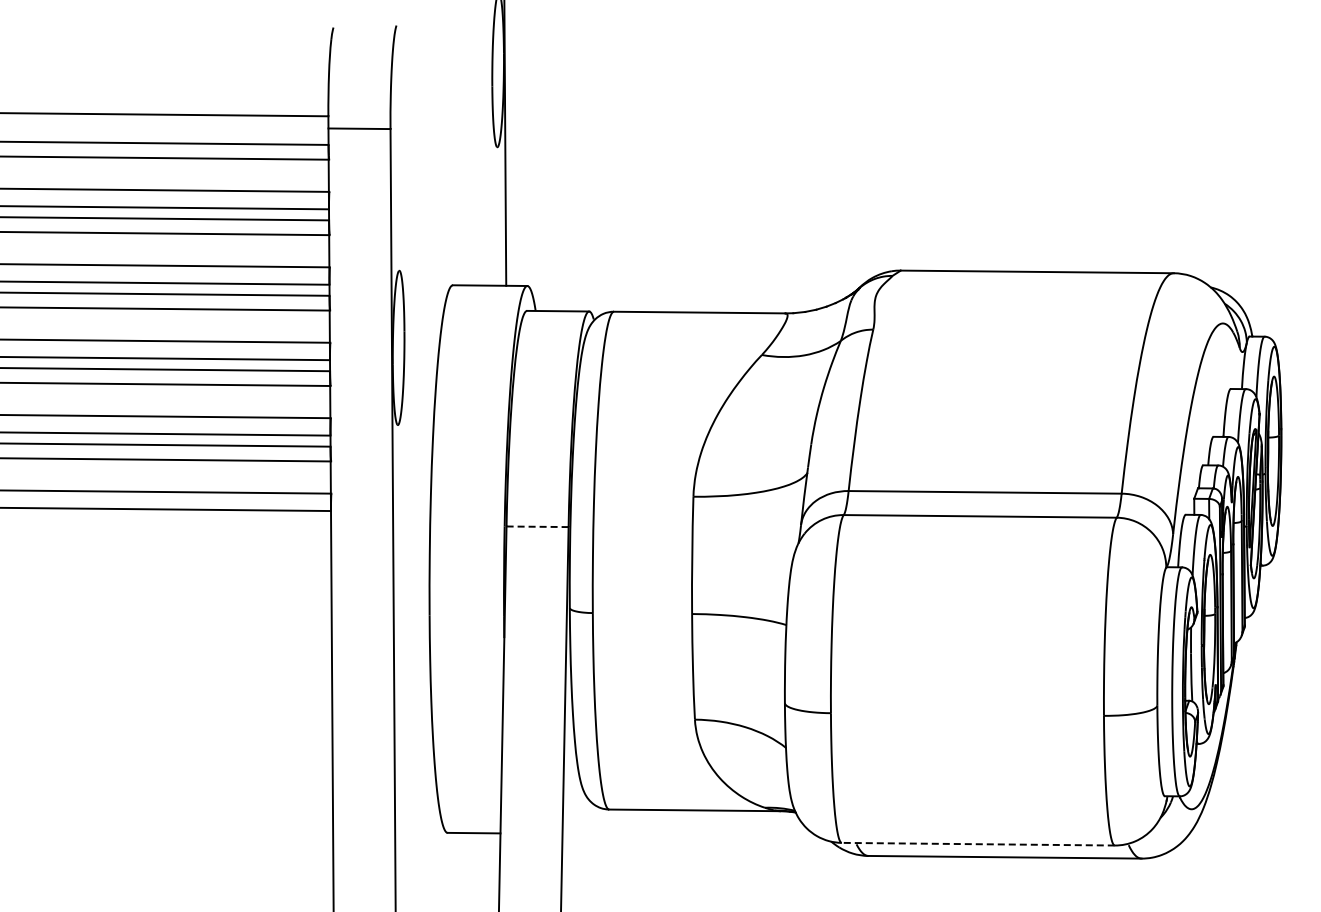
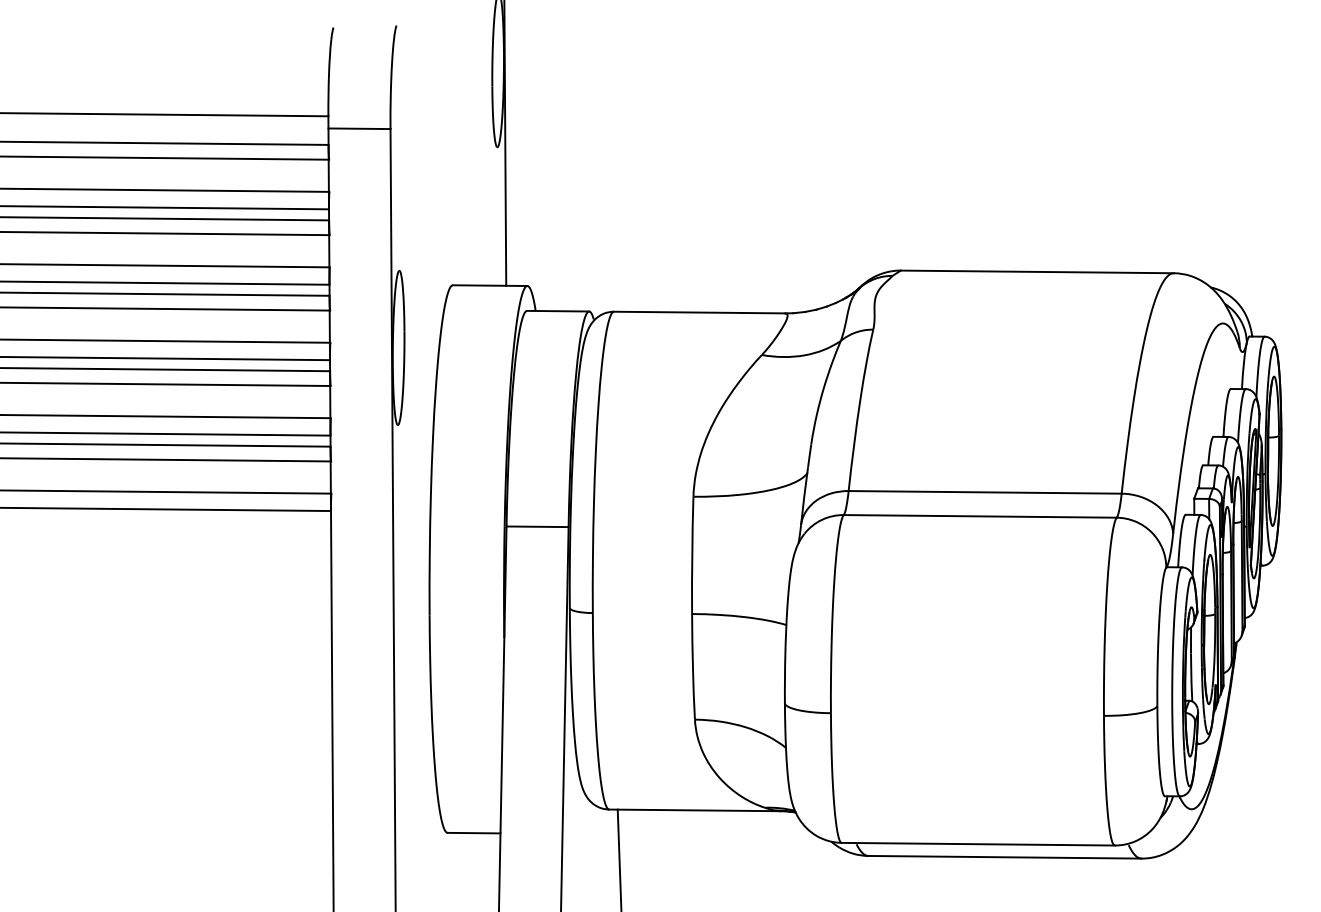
line: dashed -> solid (537, 526)
line: dashed -> solid (978, 844)
line: none -> present (619, 858)
